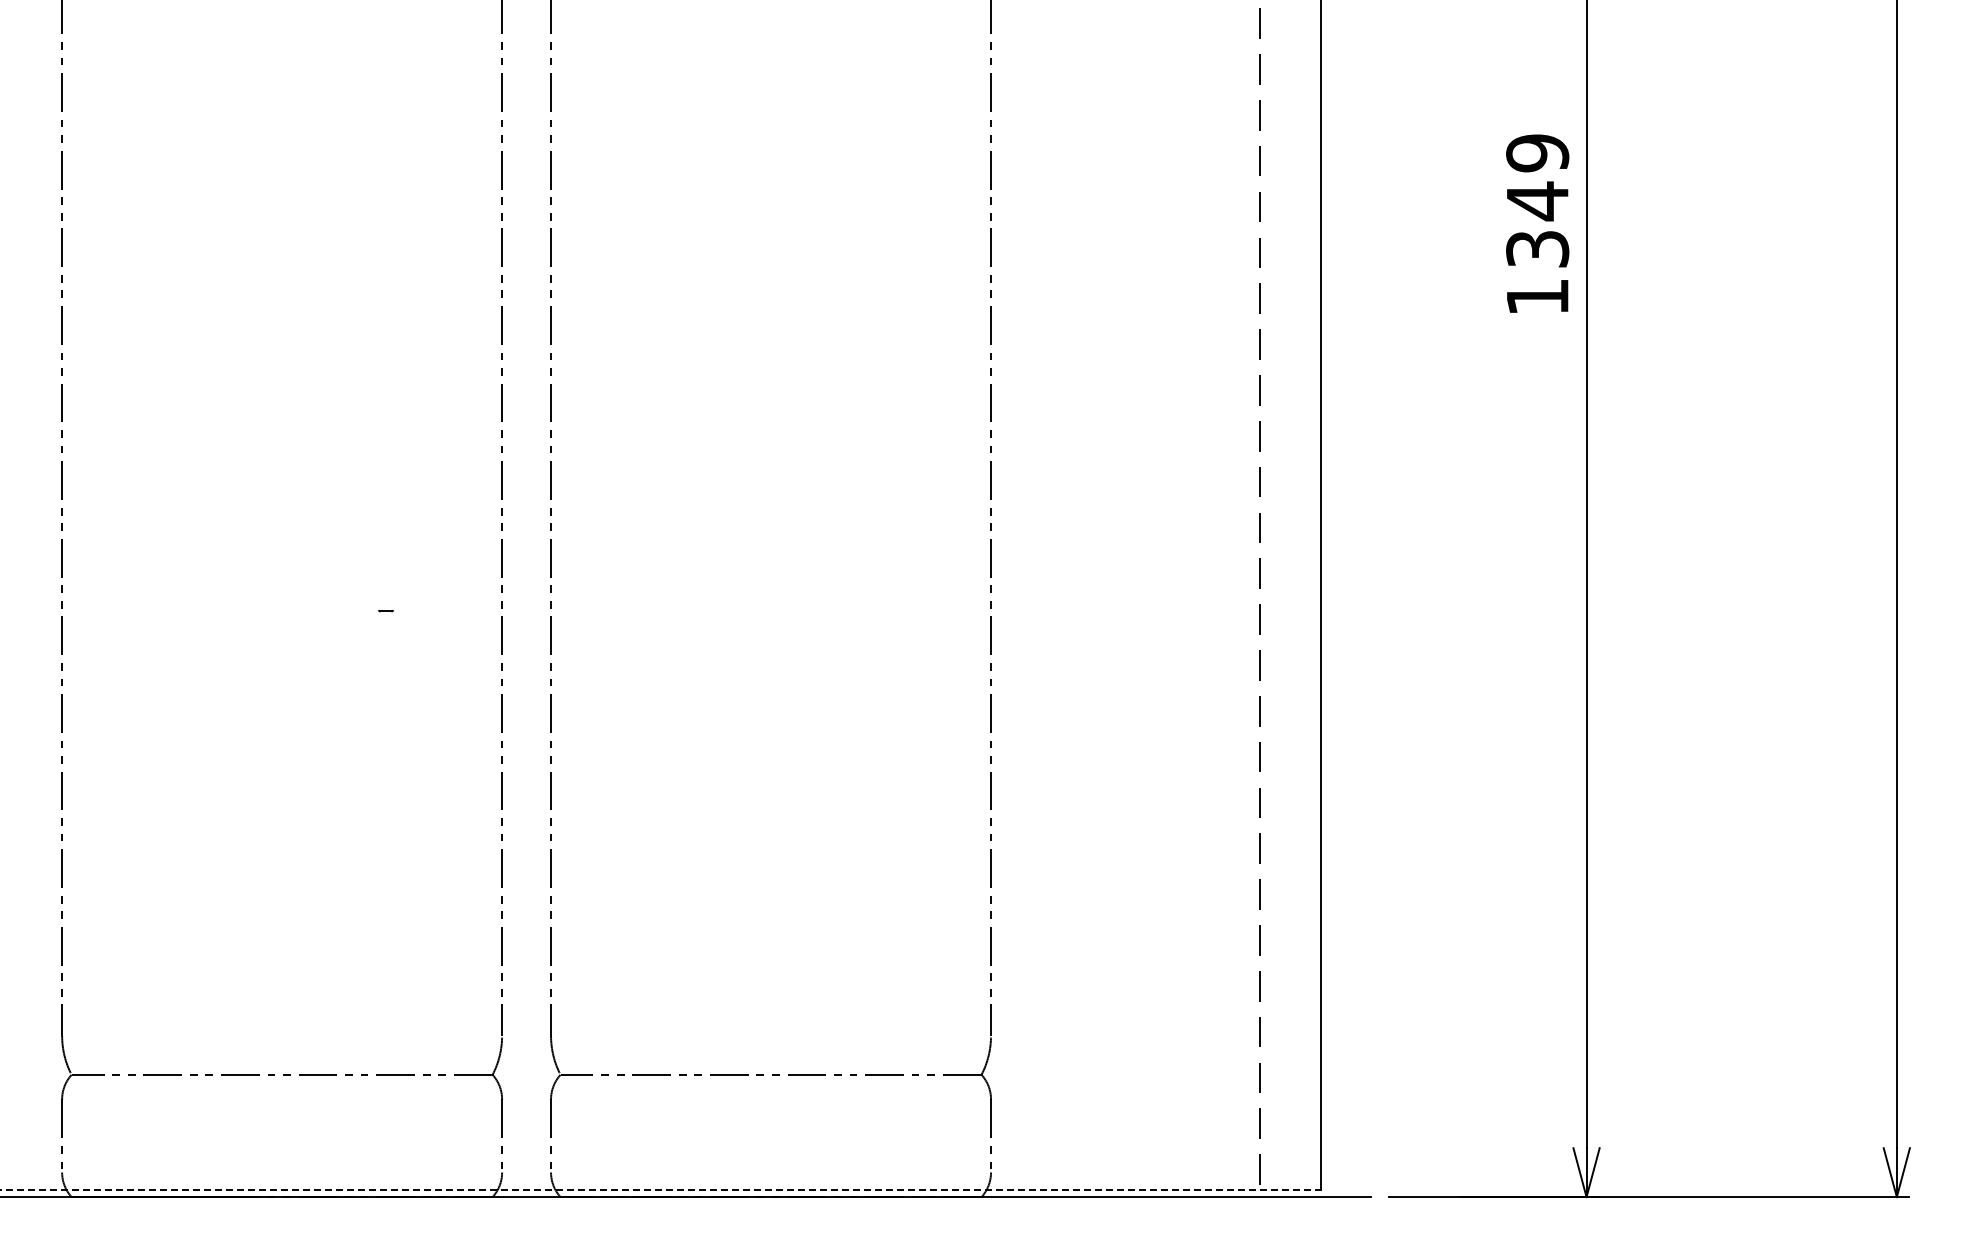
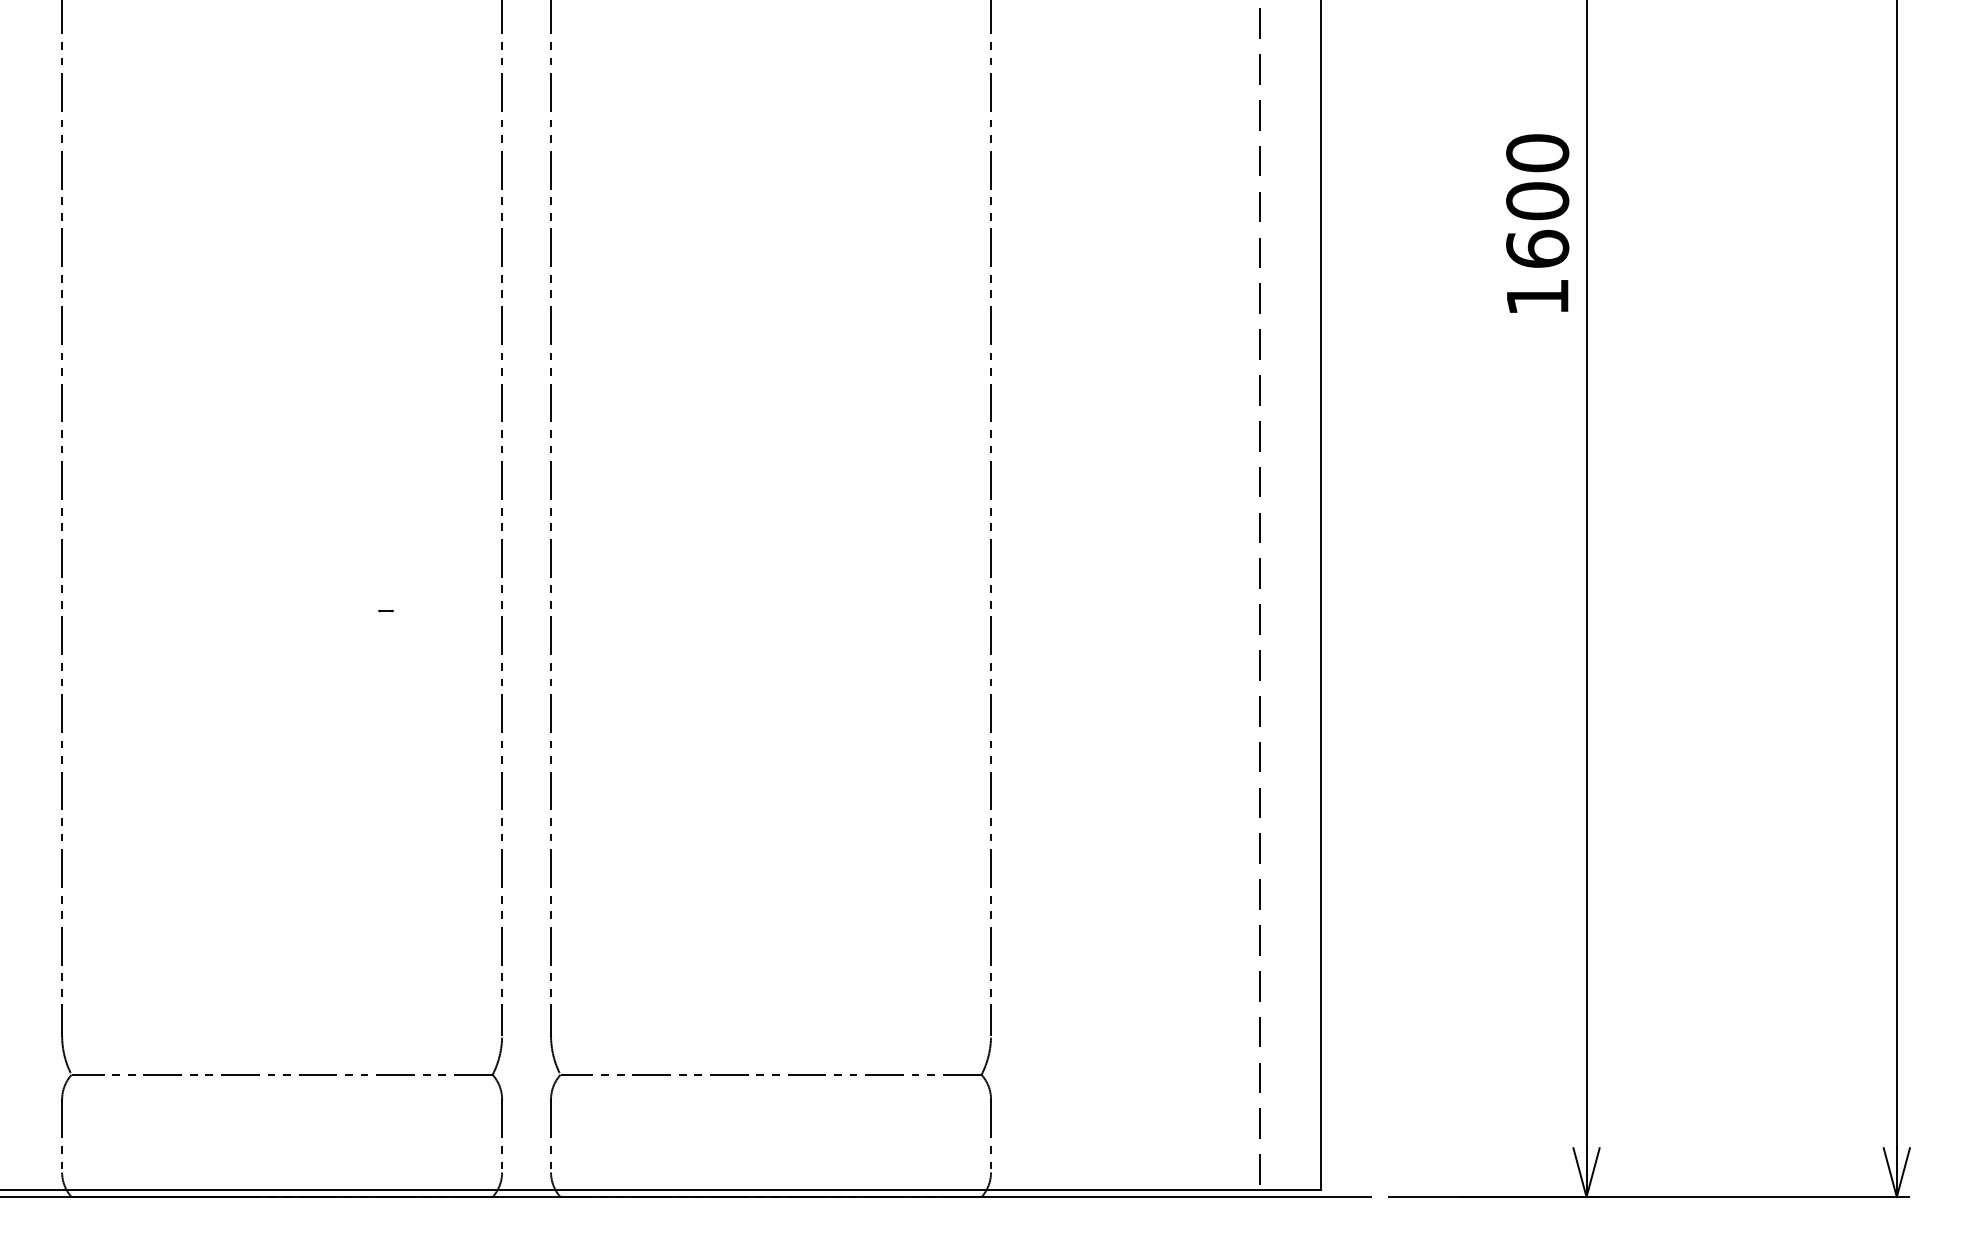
text: 1349 -> 1600 (1537, 200)
line: dashed -> solid (660, 1189)
